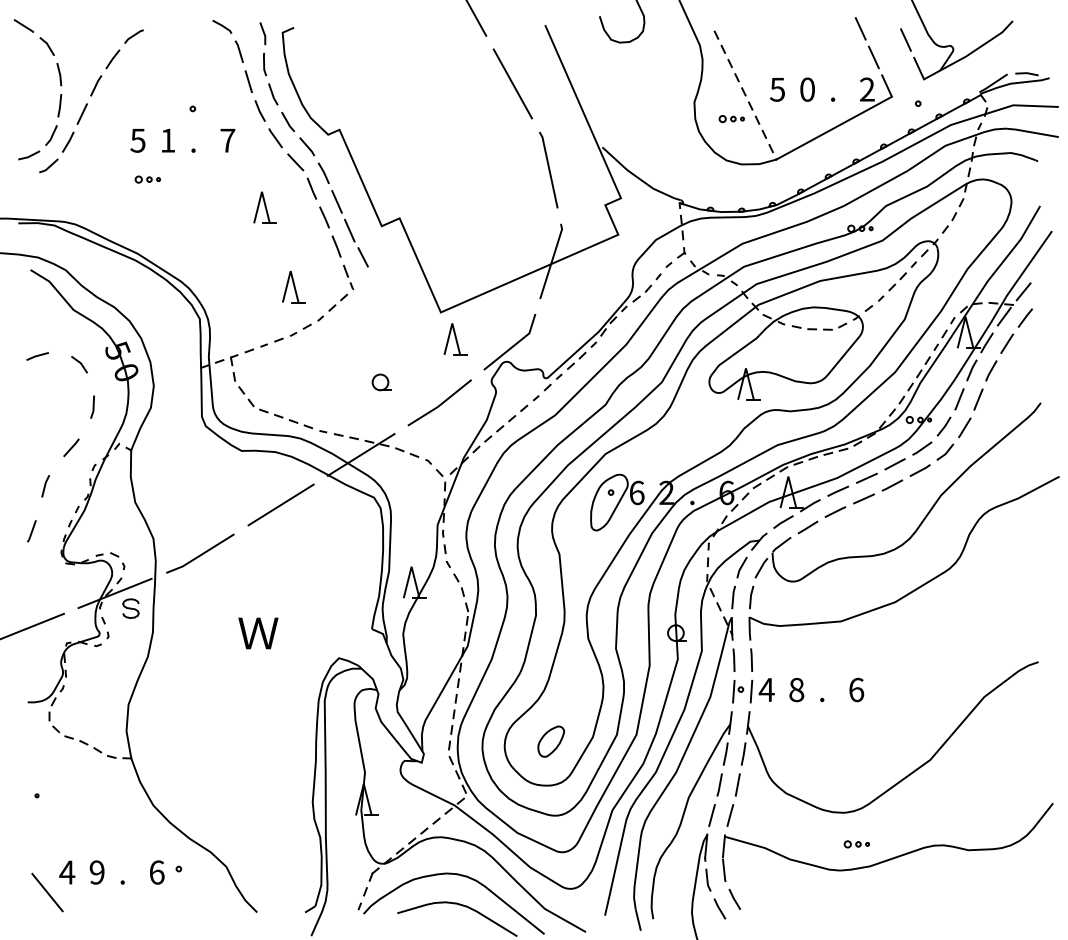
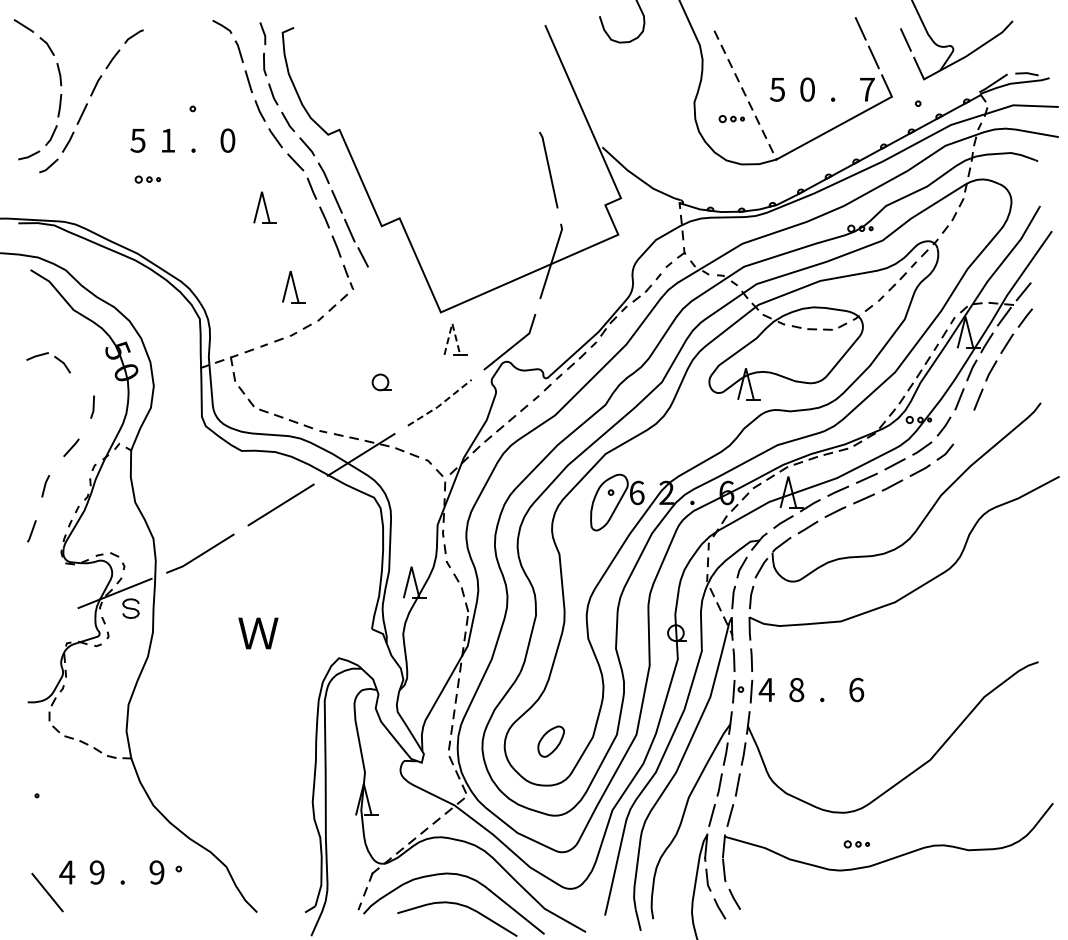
line: present -> none (476, 18)
line: present -> none (512, 83)
text: 2 -> 7 (867, 89)
text: 7 -> 0 (227, 140)
line: solid -> dashed (452, 323)
line position: (79, 363) -> (62, 363) (62, 363)
line: solid -> dashed (440, 404)
line: present -> none (964, 427)
line: present -> none (32, 625)
text: 6 -> 9 (156, 872)
